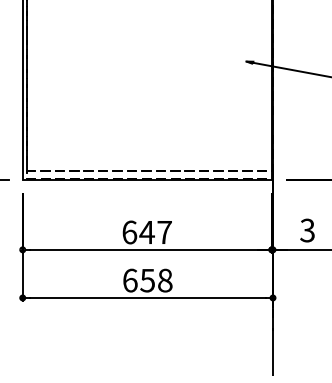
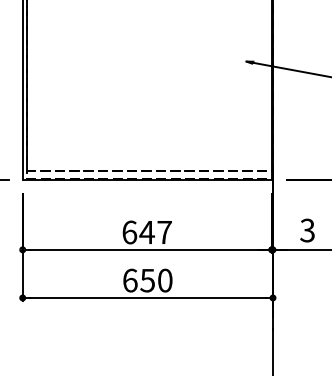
text: 658 -> 650 (165, 280)
